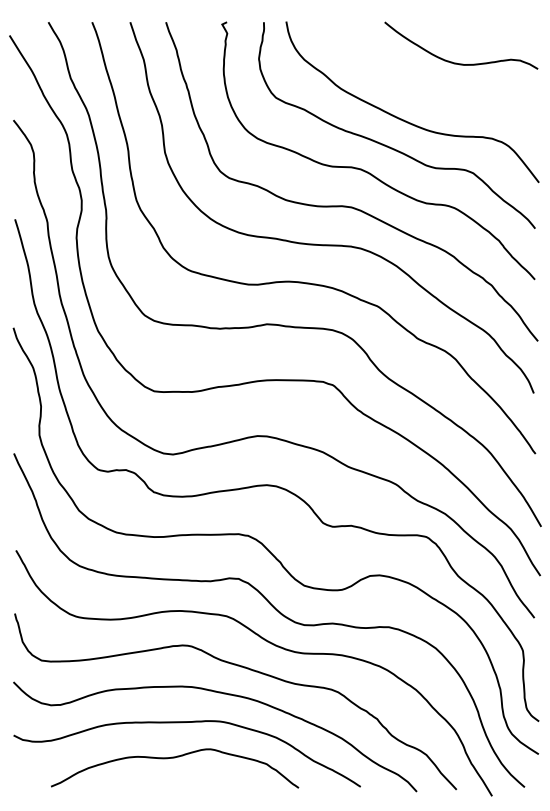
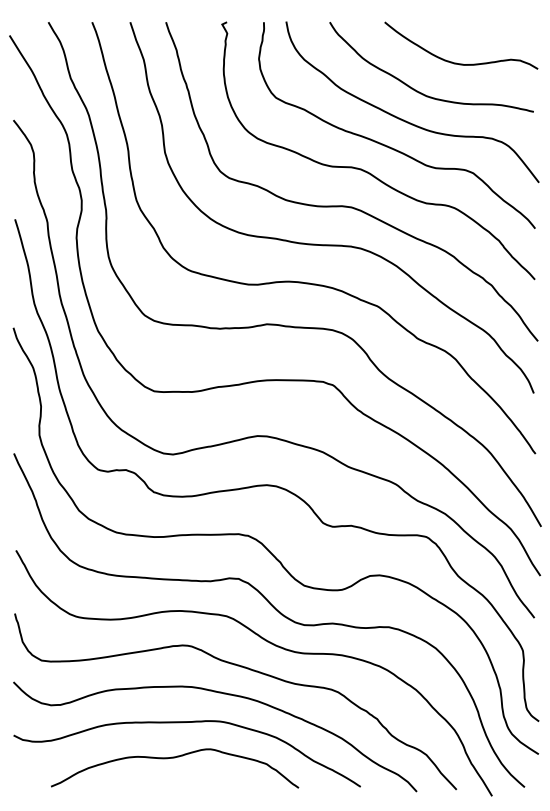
curve: none -> present (419, 91)
